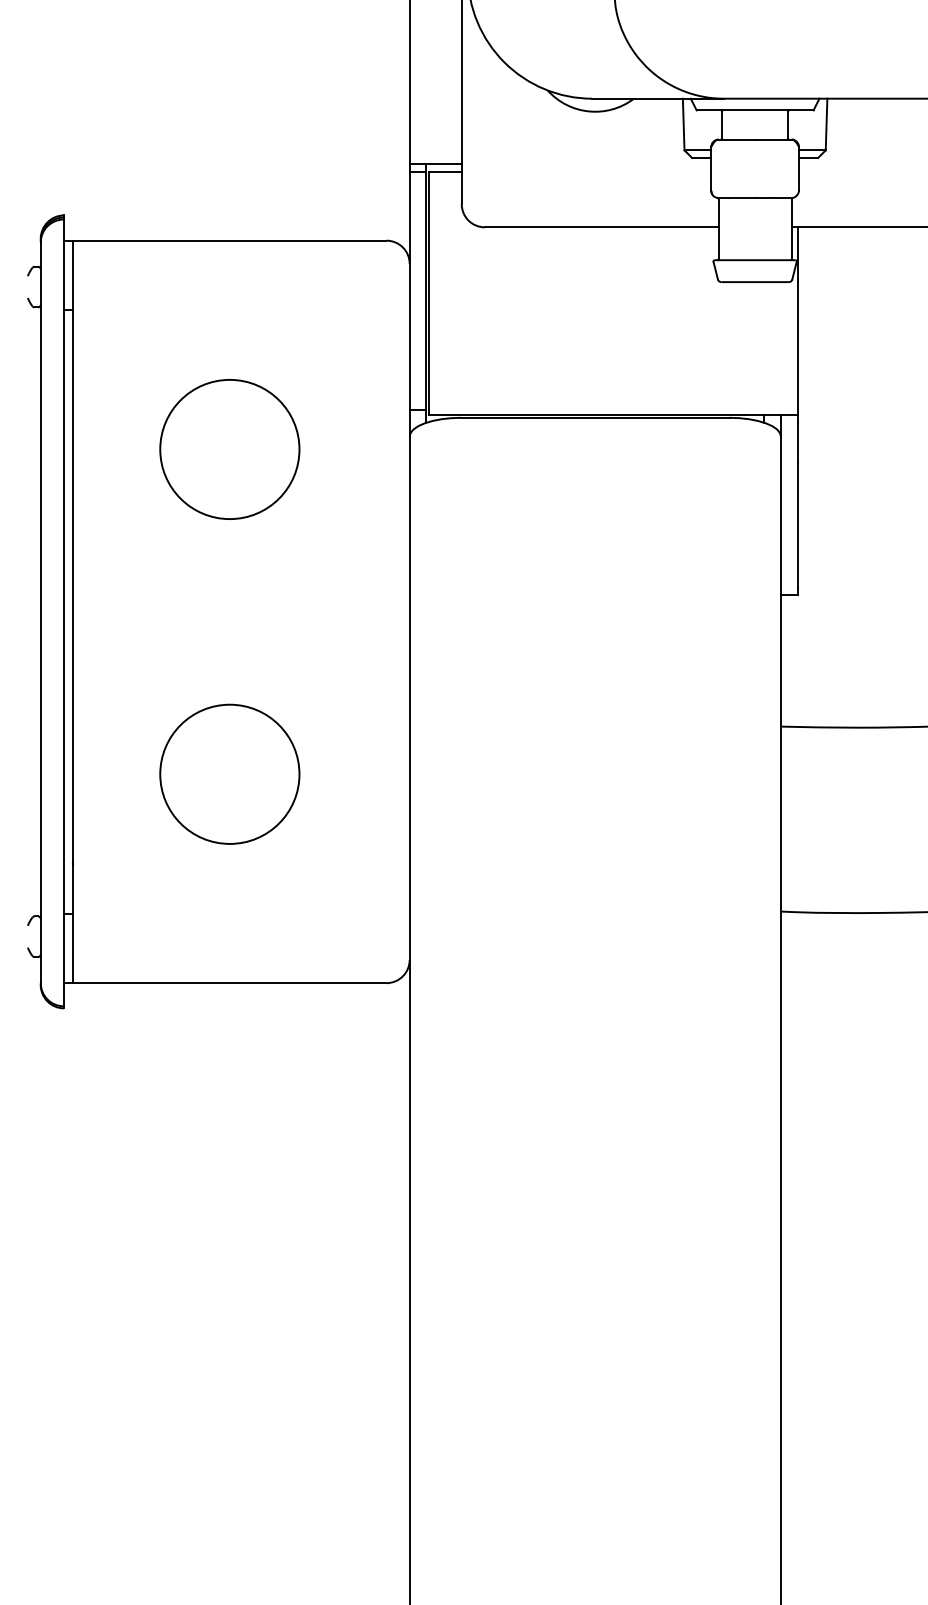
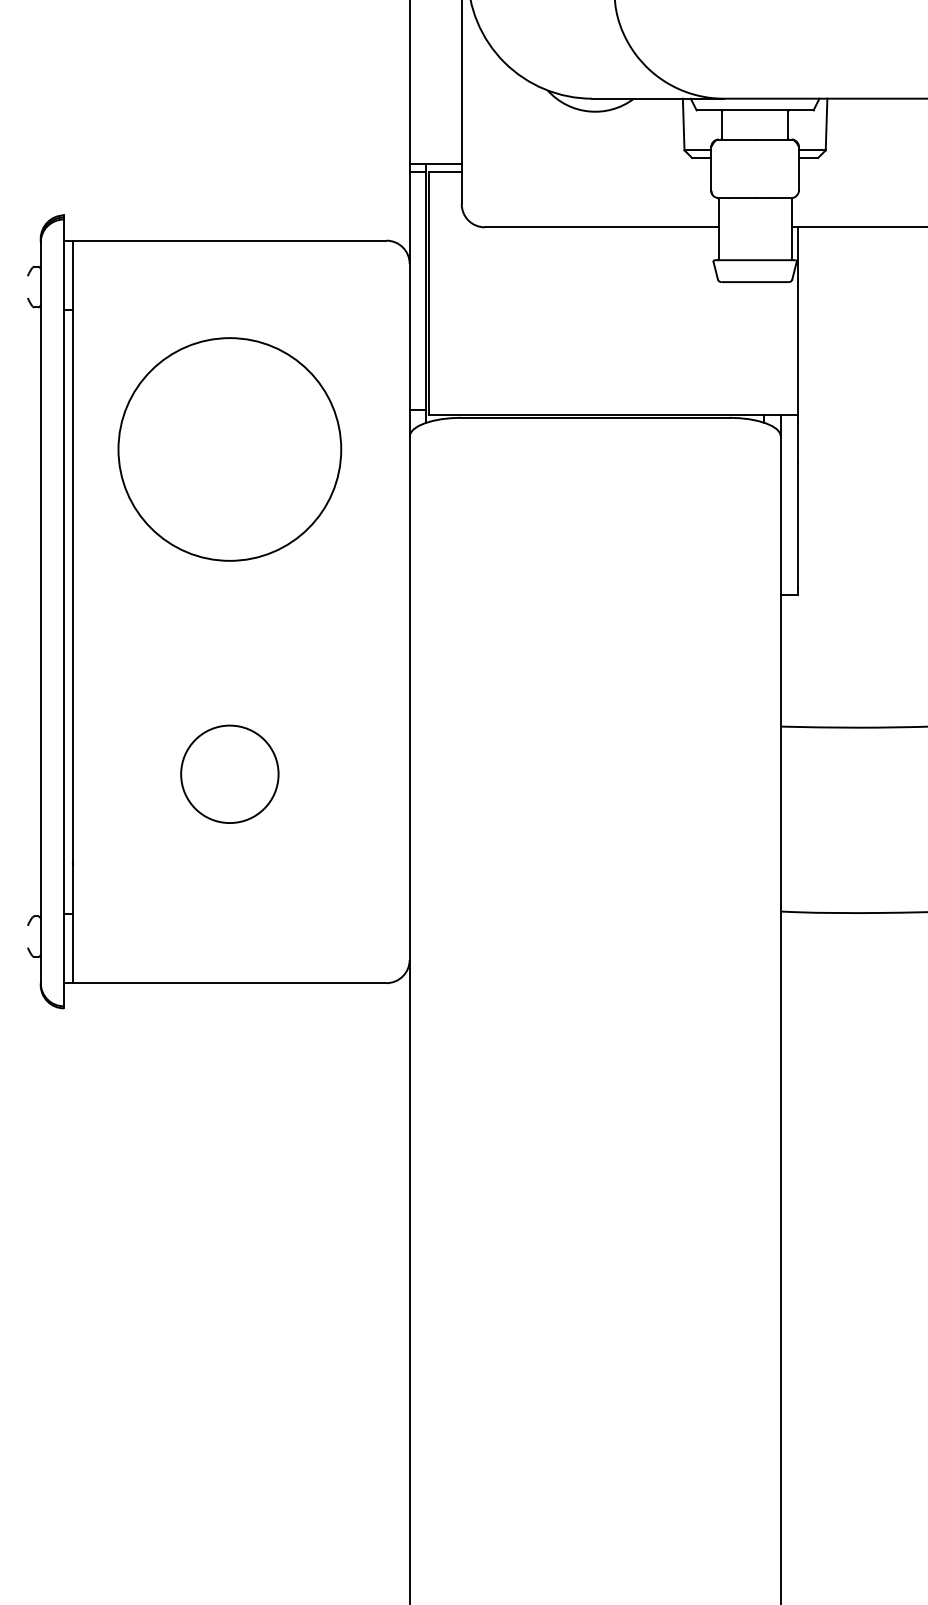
circle diameter: 139 px -> 223 px (229, 449)
circle diameter: 139 px -> 97 px (229, 774)
